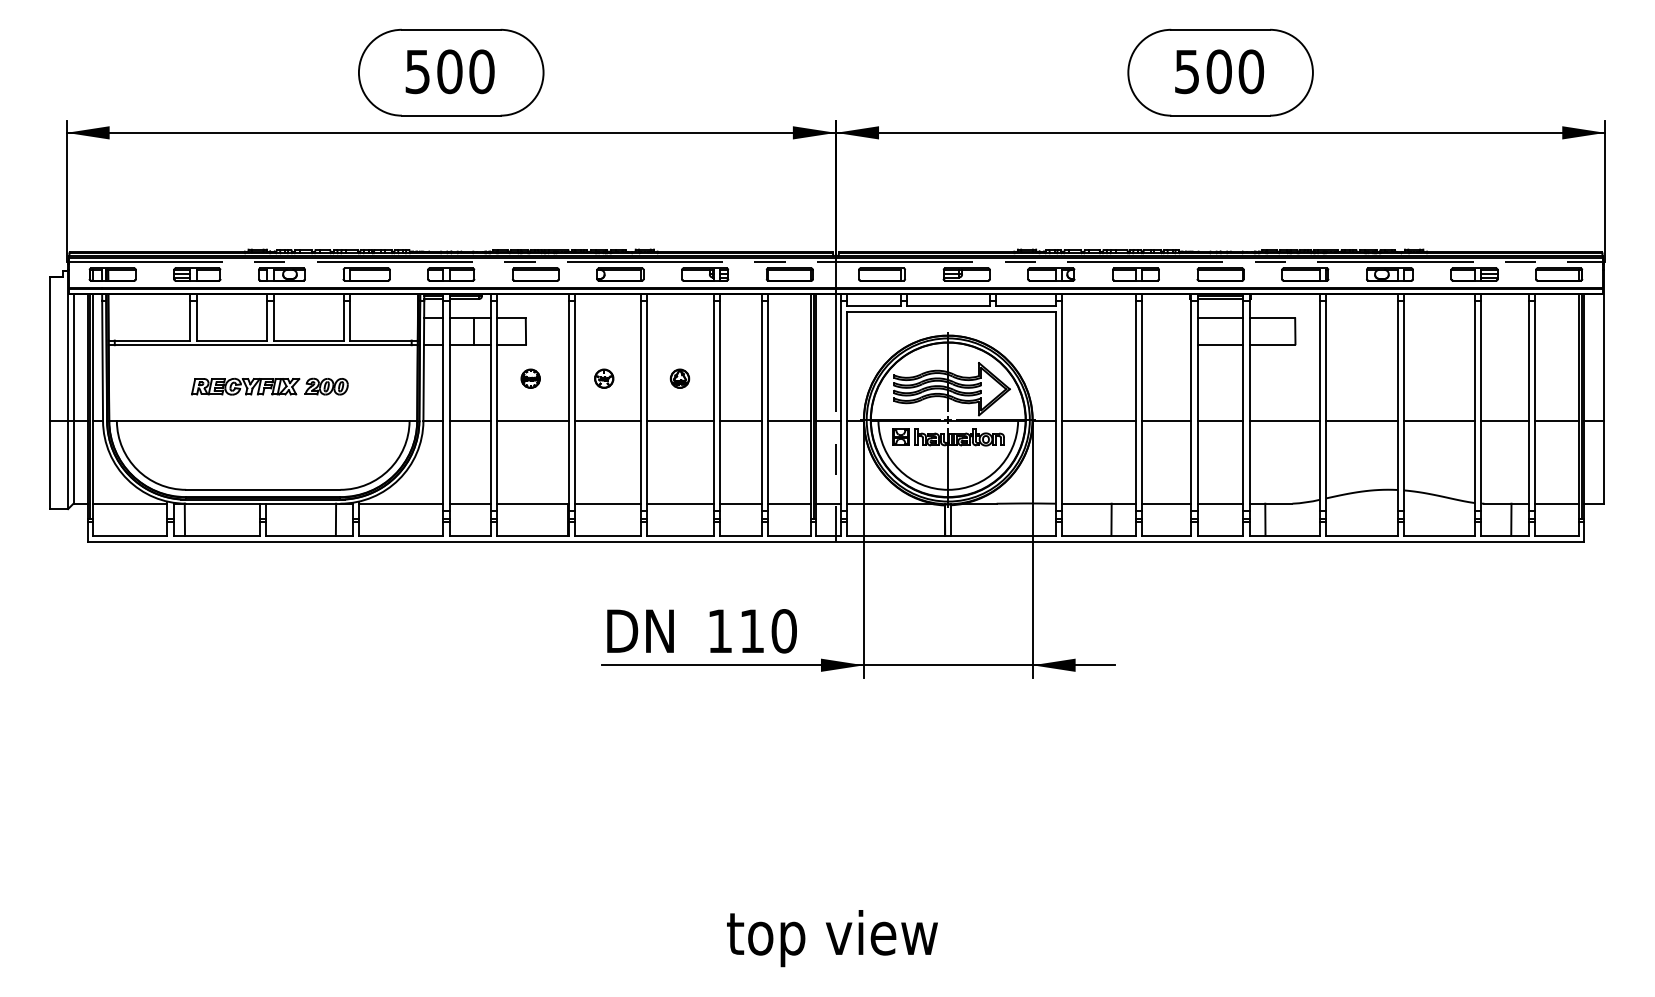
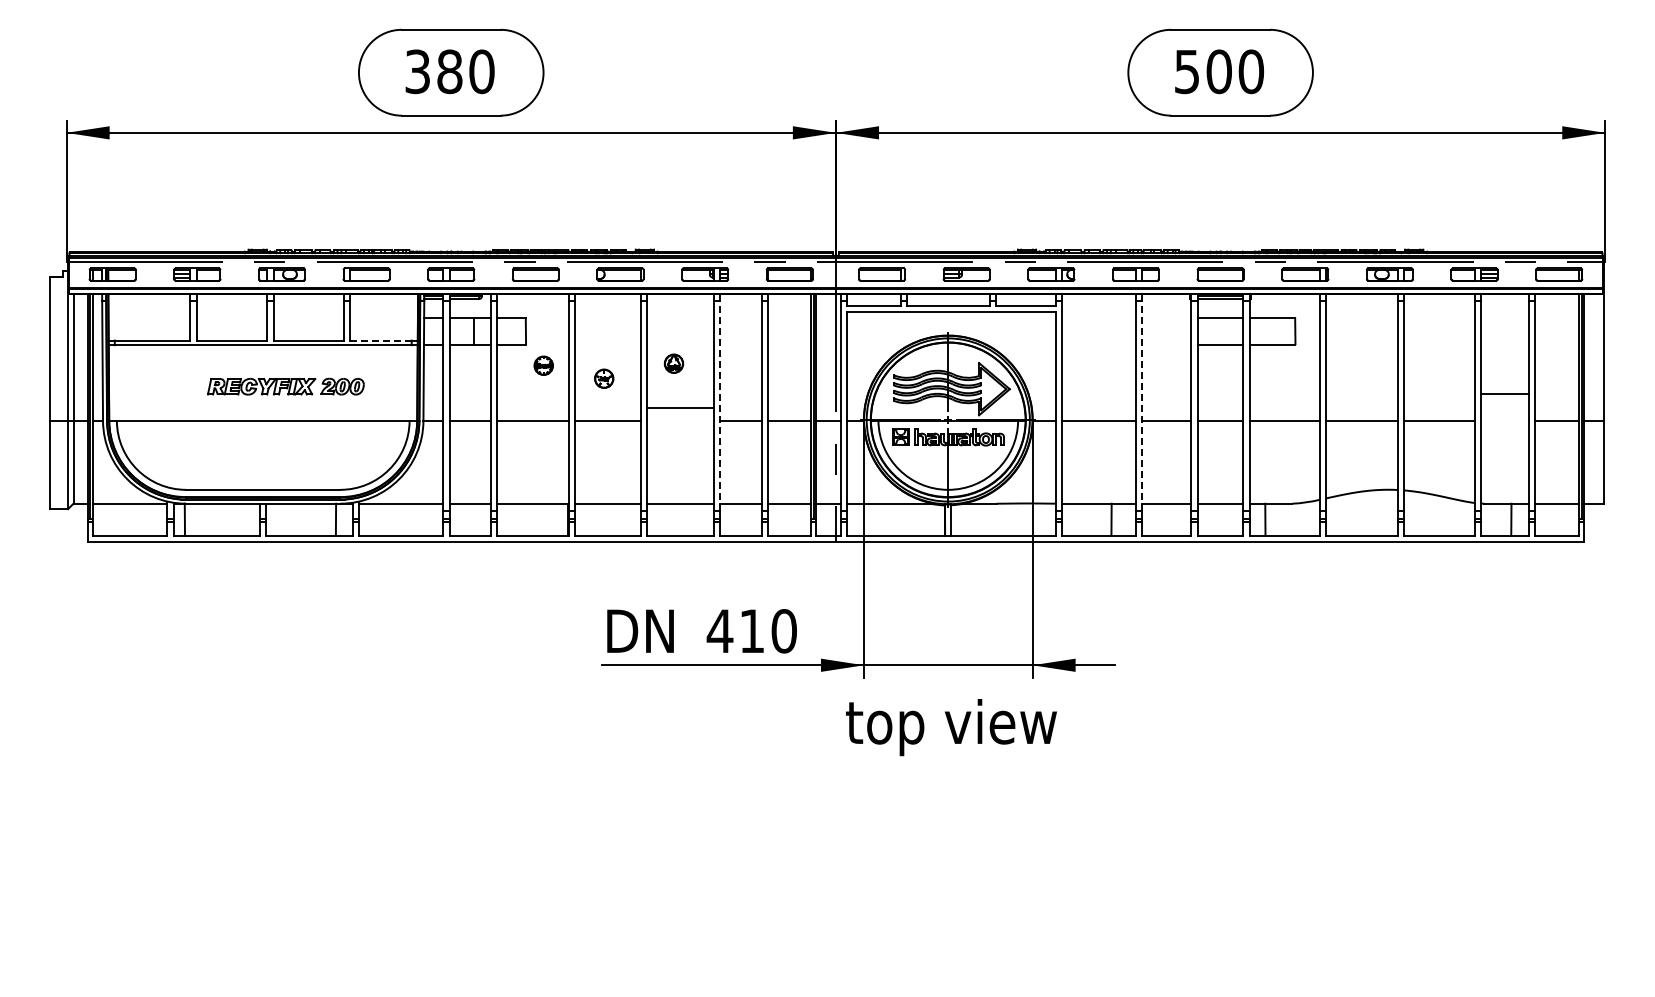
text: 500 -> 380 (434, 71)
line: solid -> dashed (381, 340)
part position: (530, 378) -> (543, 365) (543, 365)
part position: (679, 378) -> (673, 363) (673, 363)
part position: (269, 386) -> (285, 386) (285, 386)
line: solid -> dashed (720, 405)
line: solid -> dashed (1142, 405)
line position: (680, 421) -> (680, 408) (680, 408)
line position: (1504, 421) -> (1504, 394) (1504, 394)
text: 110 -> 410 (719, 630)
text position: (832, 938) -> (951, 727) (951, 727)
